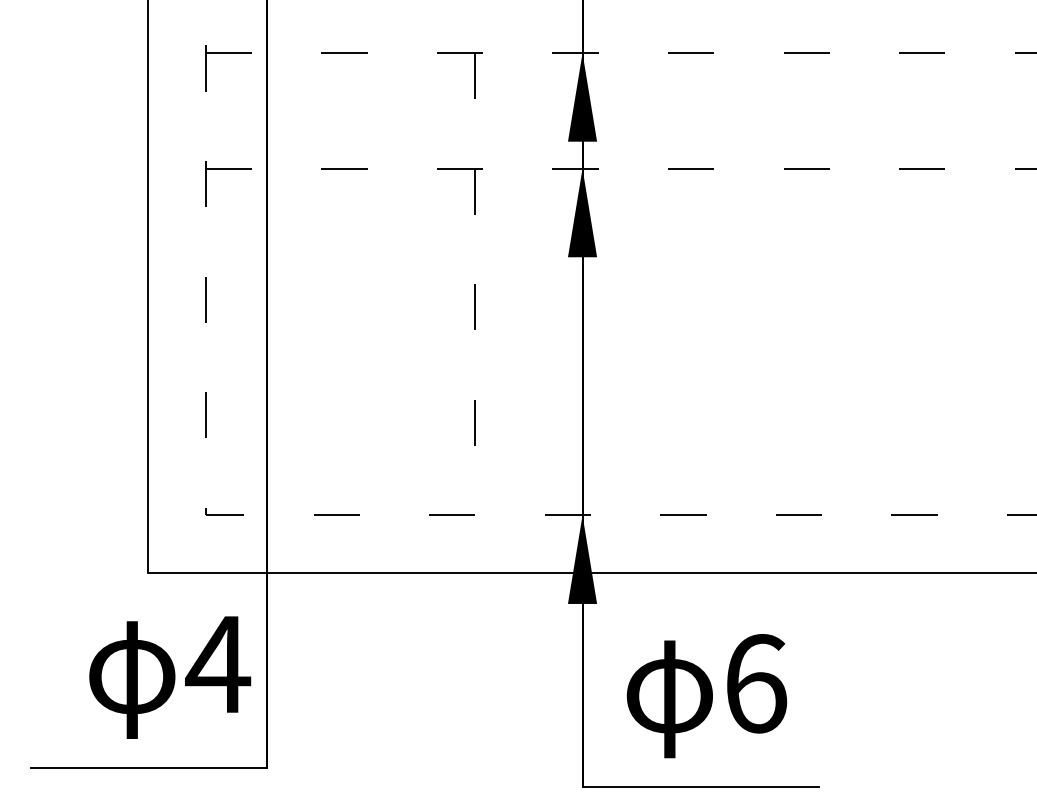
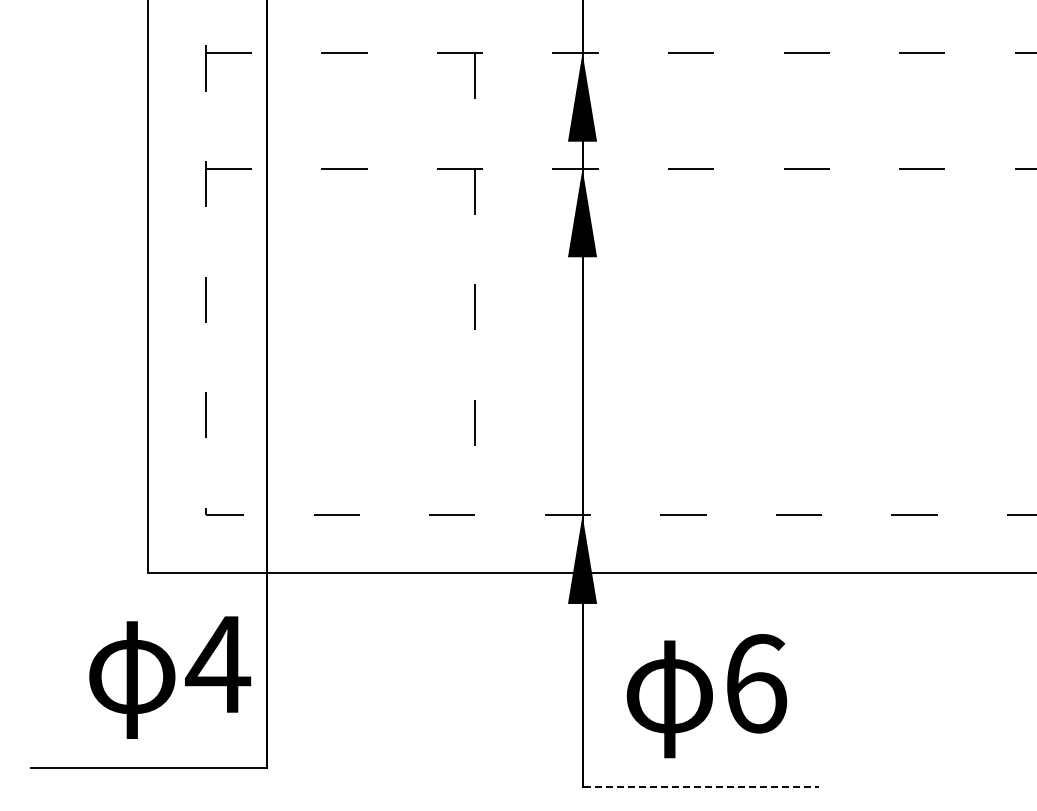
line: solid -> dashed (701, 786)
